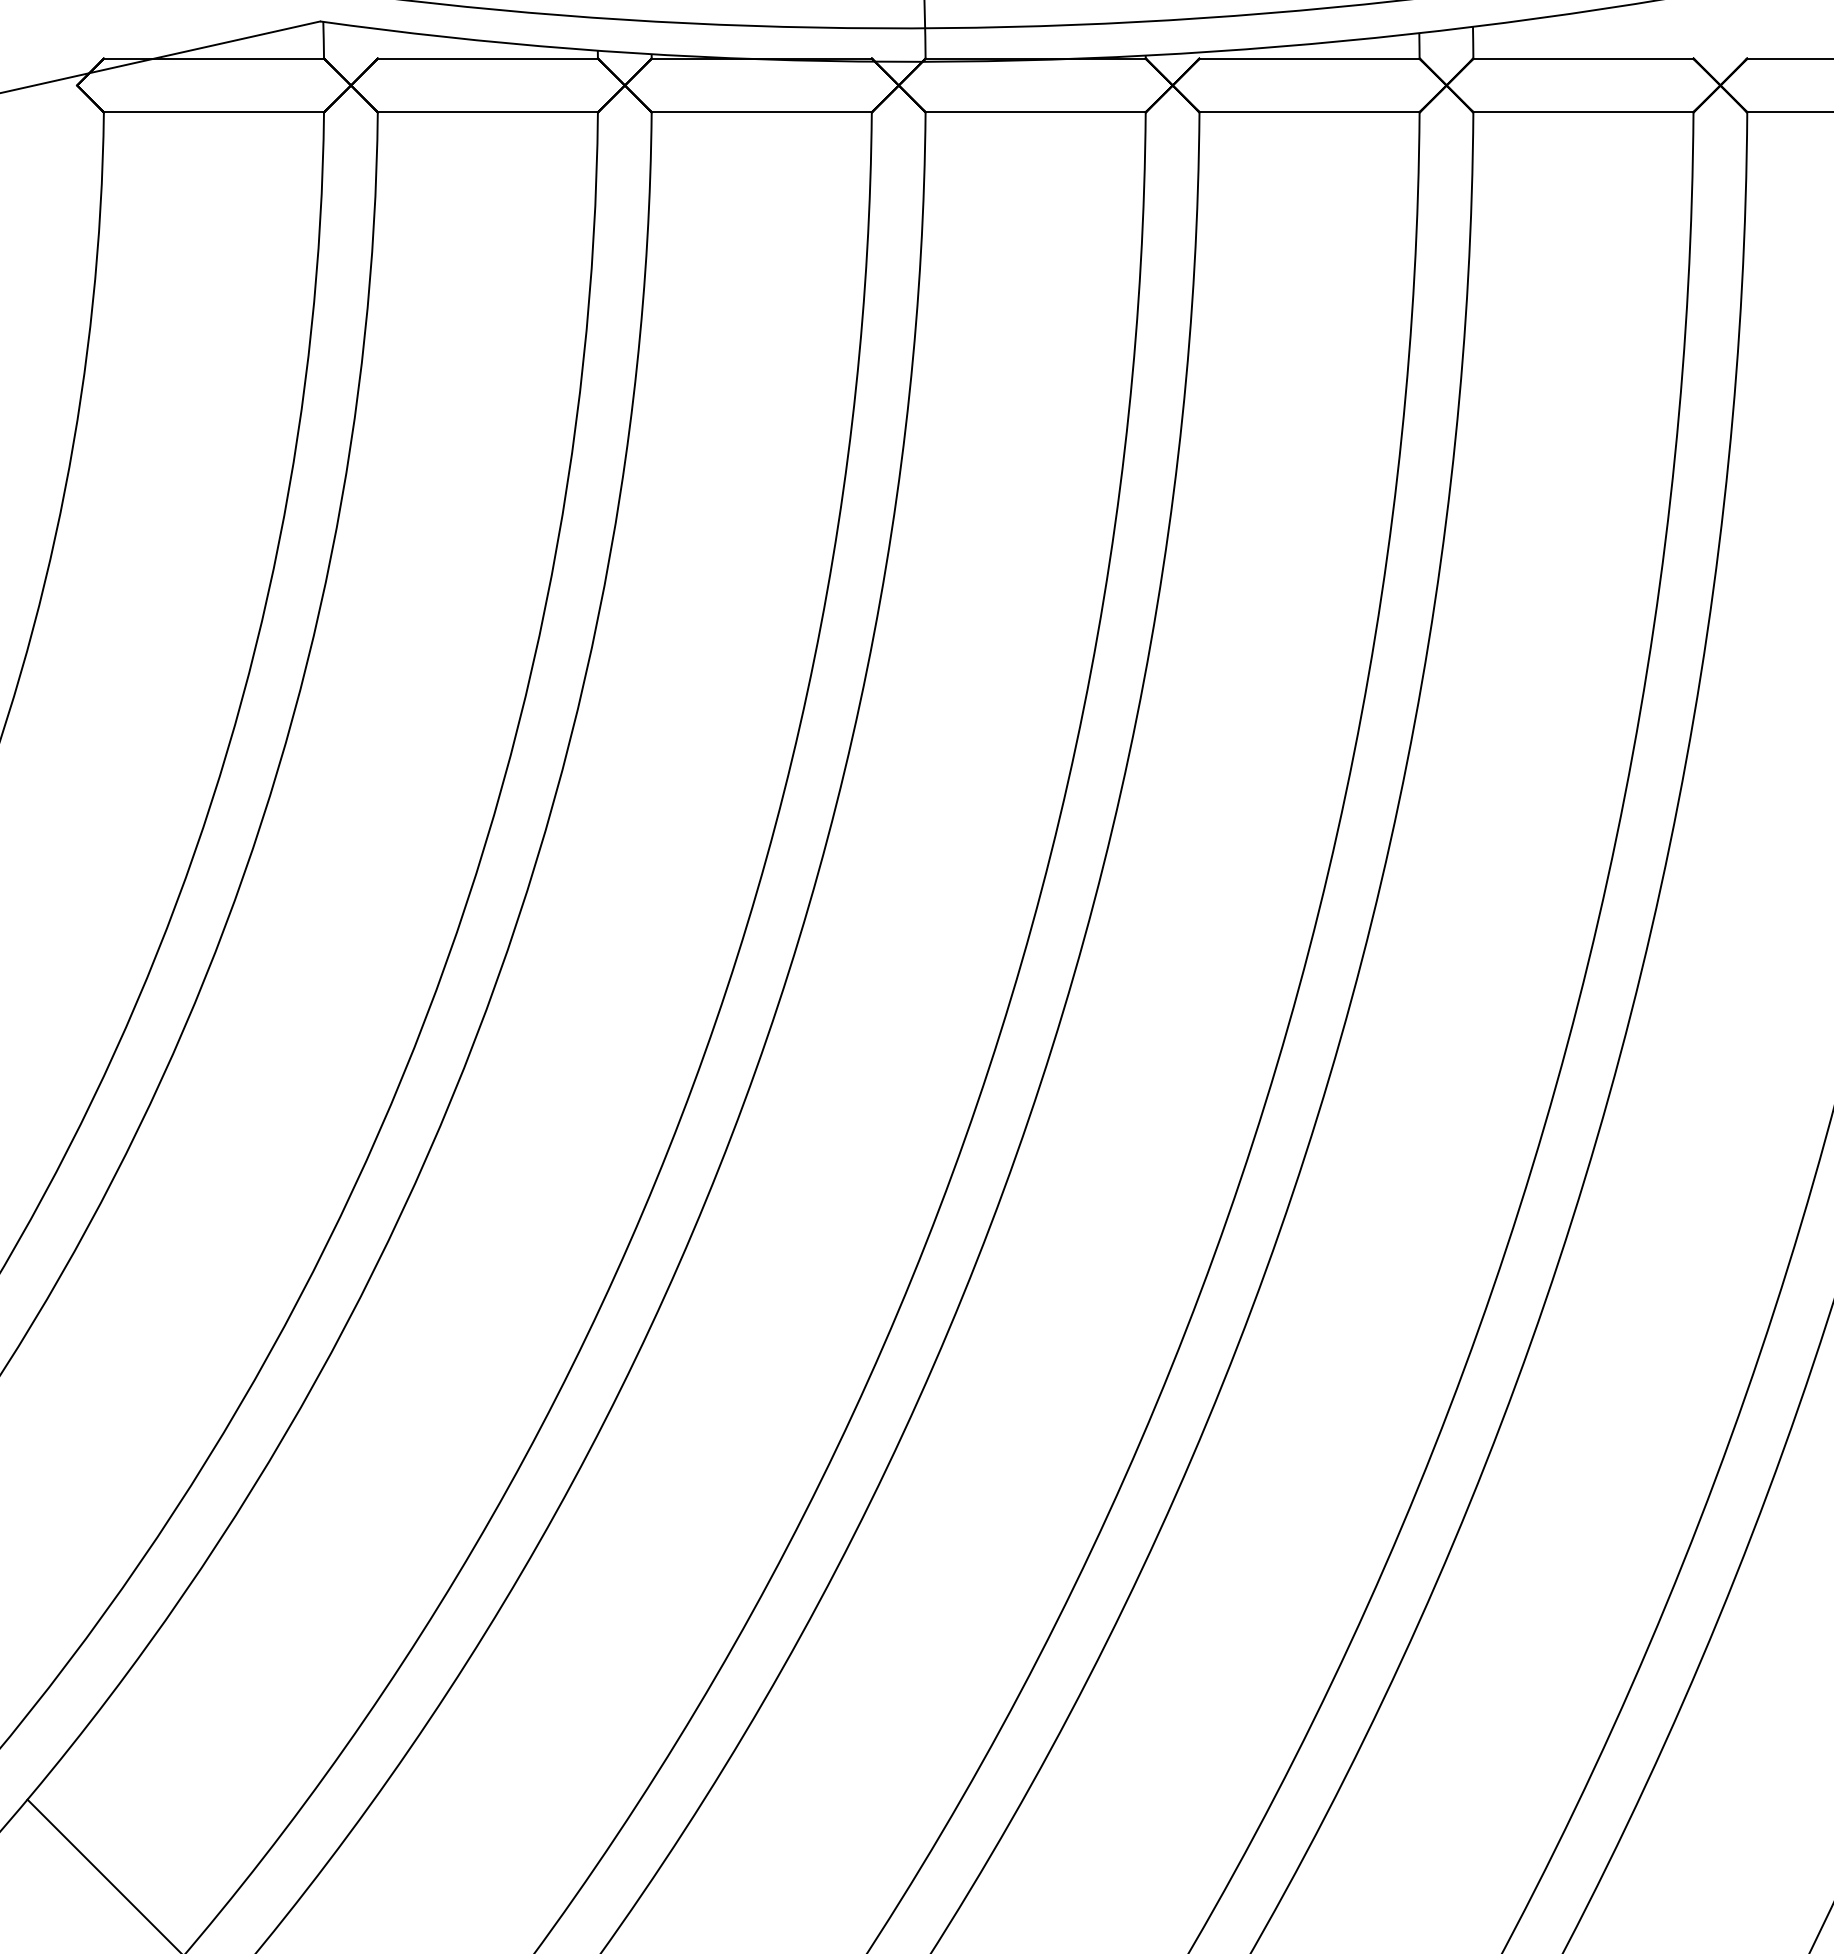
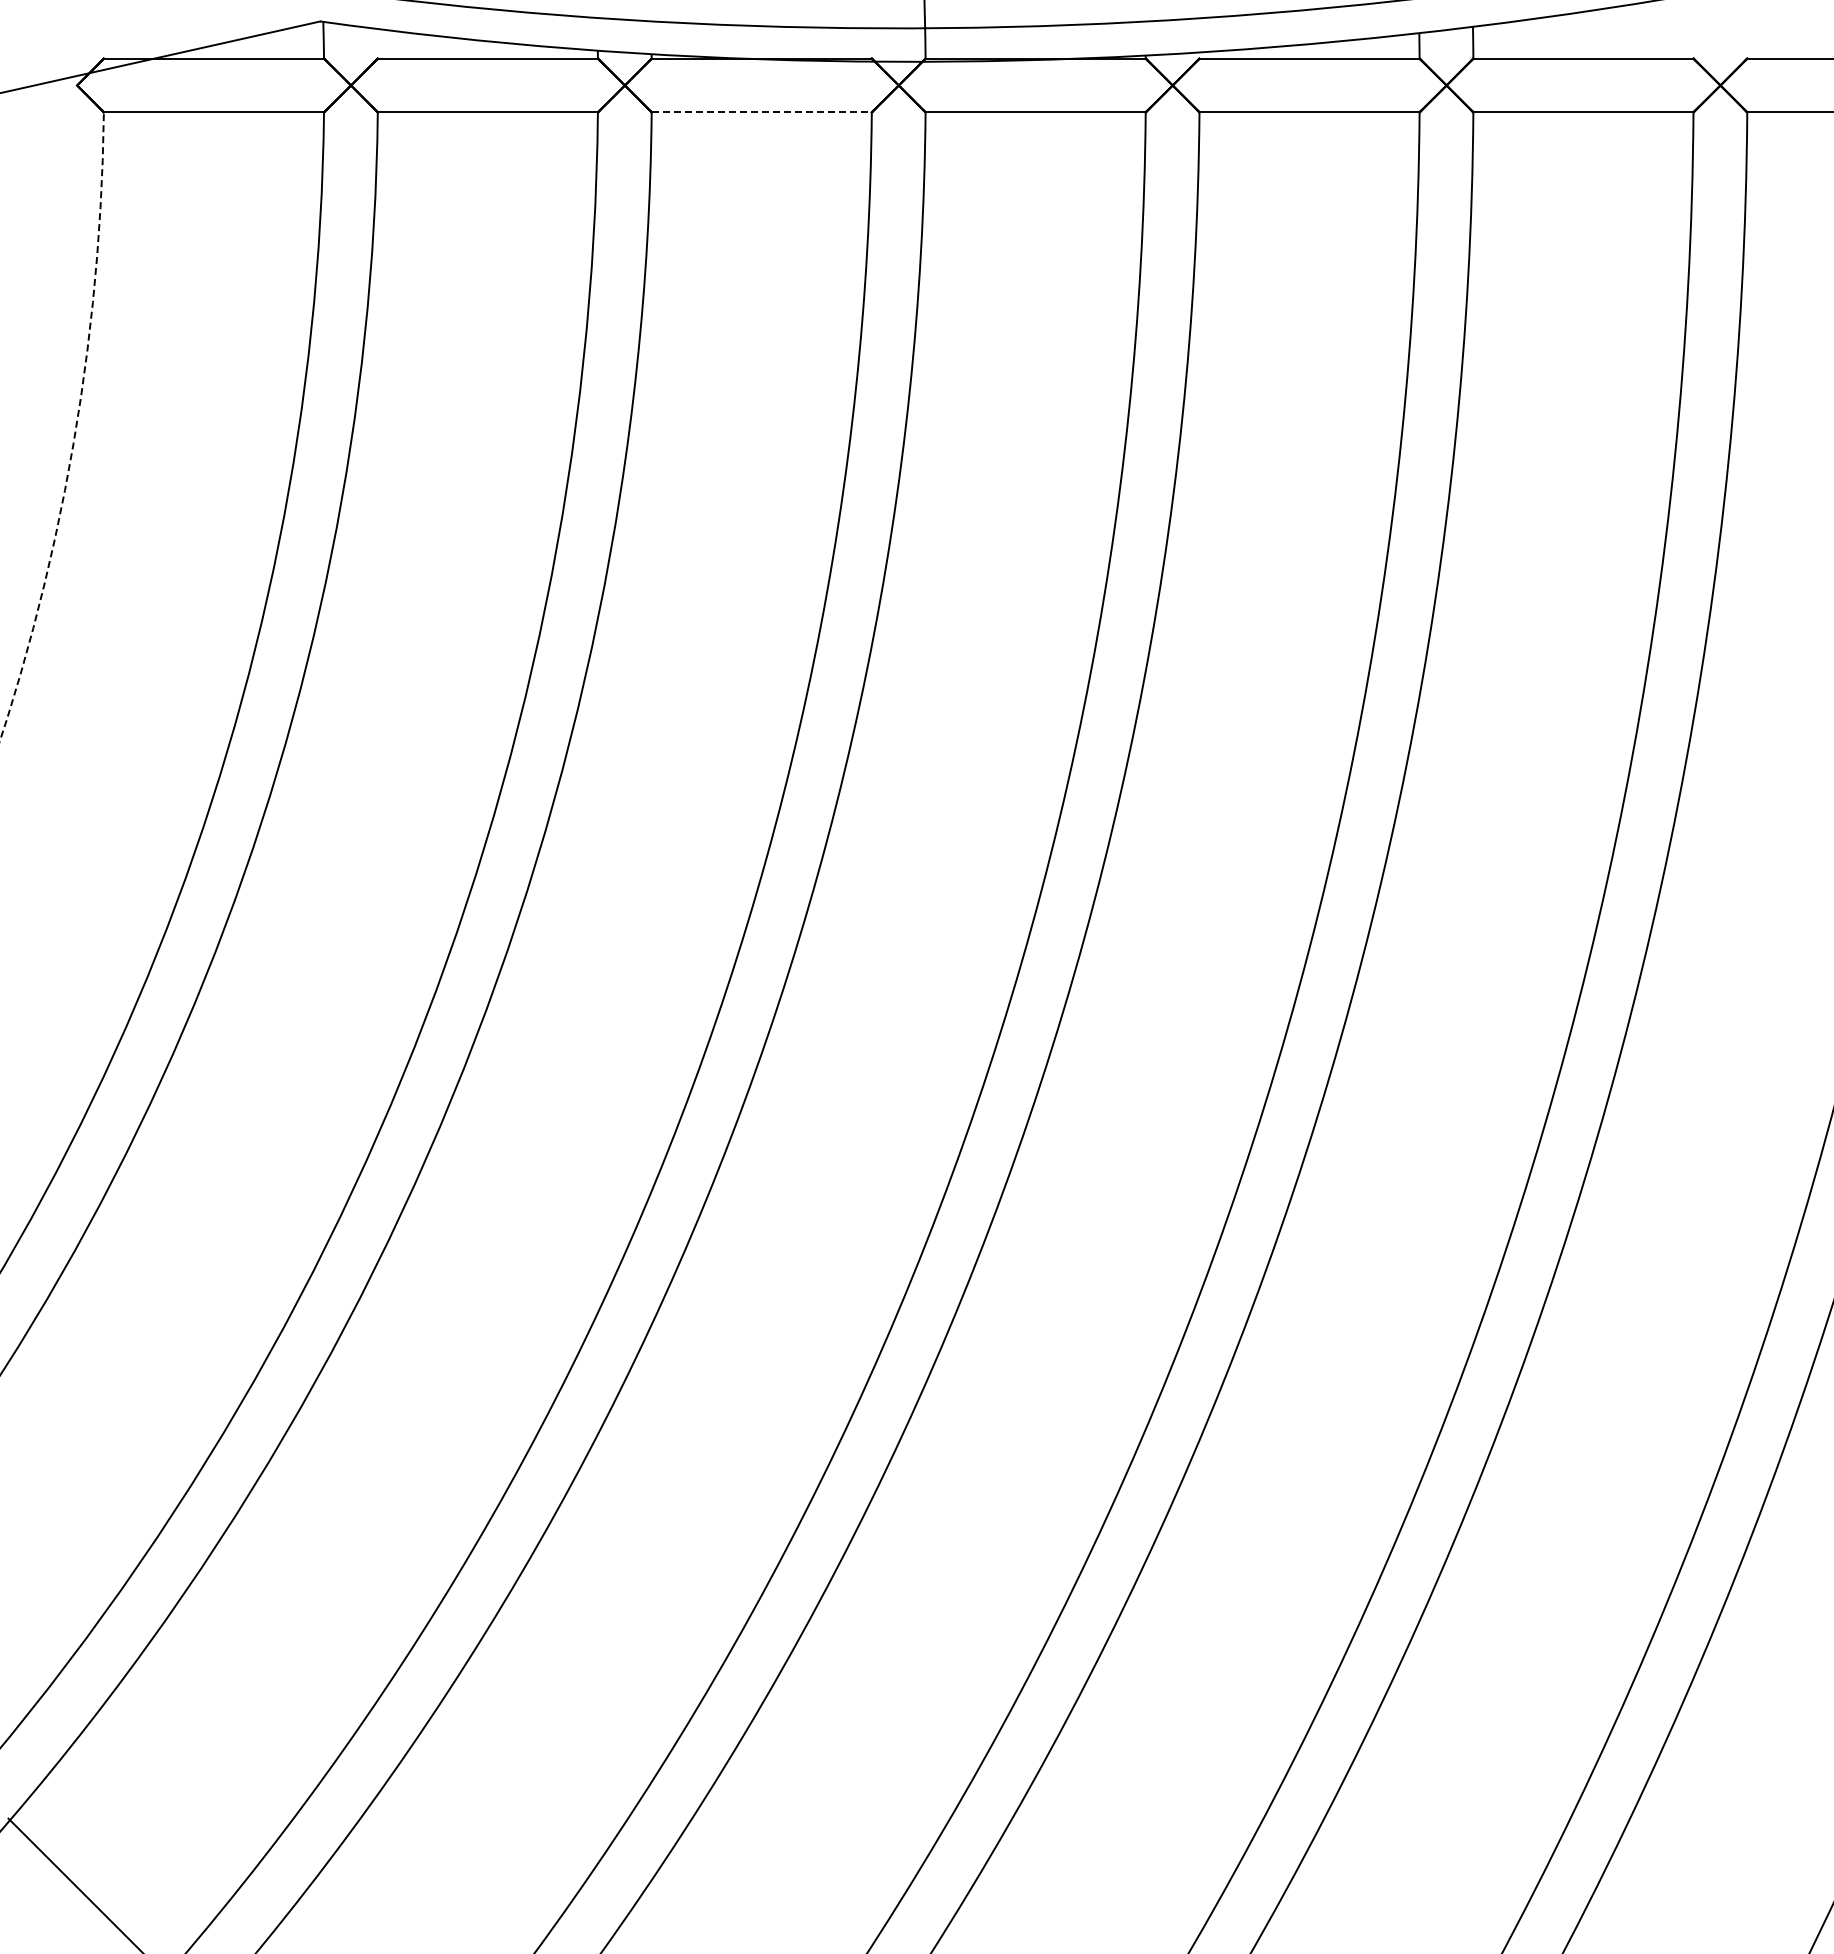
line: solid -> dashed (762, 112)
arc: solid -> dashed (75, 429)
line position: (102, 1874) -> (74, 1884) (74, 1884)
